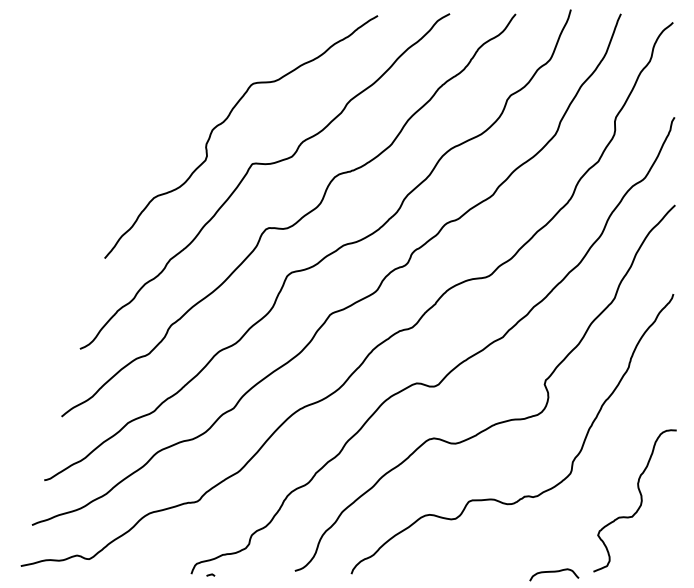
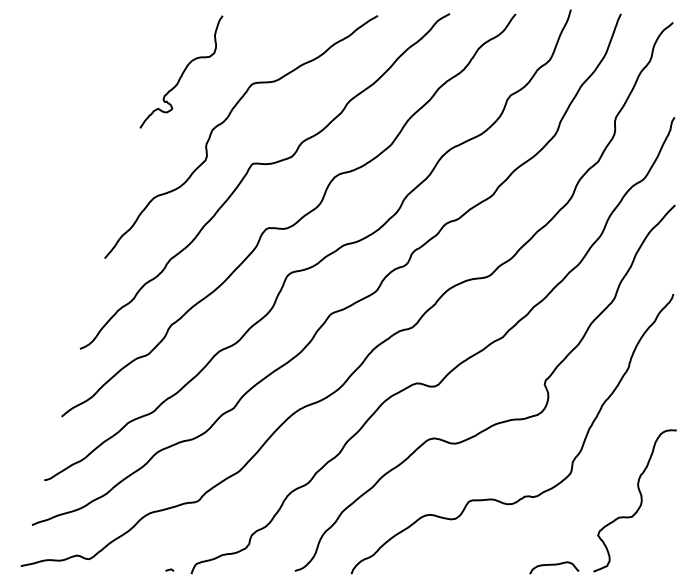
curve: none -> present (182, 71)
curve position: (554, 572) -> (554, 565) (554, 565)
curve position: (210, 574) -> (169, 569) (169, 569)
